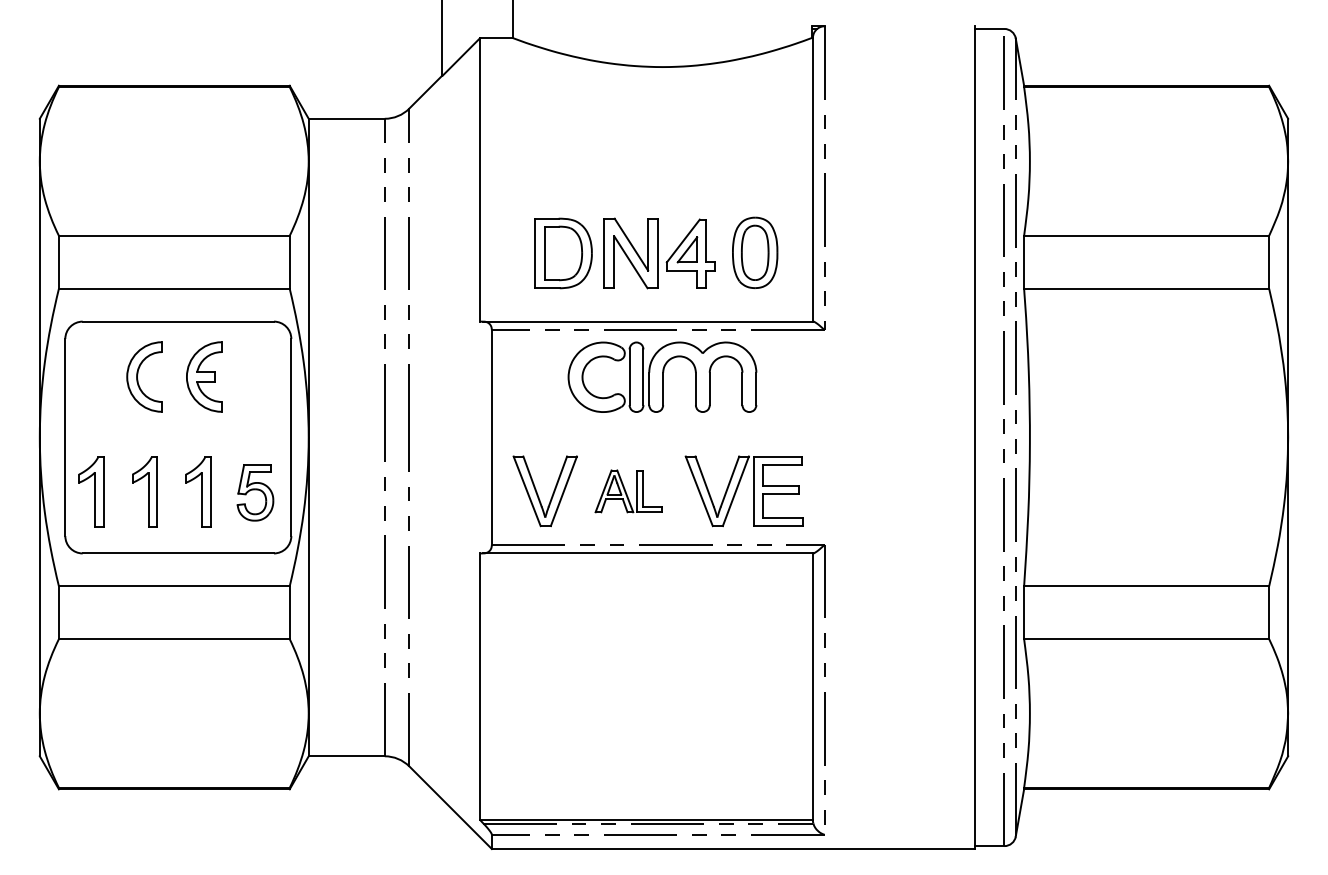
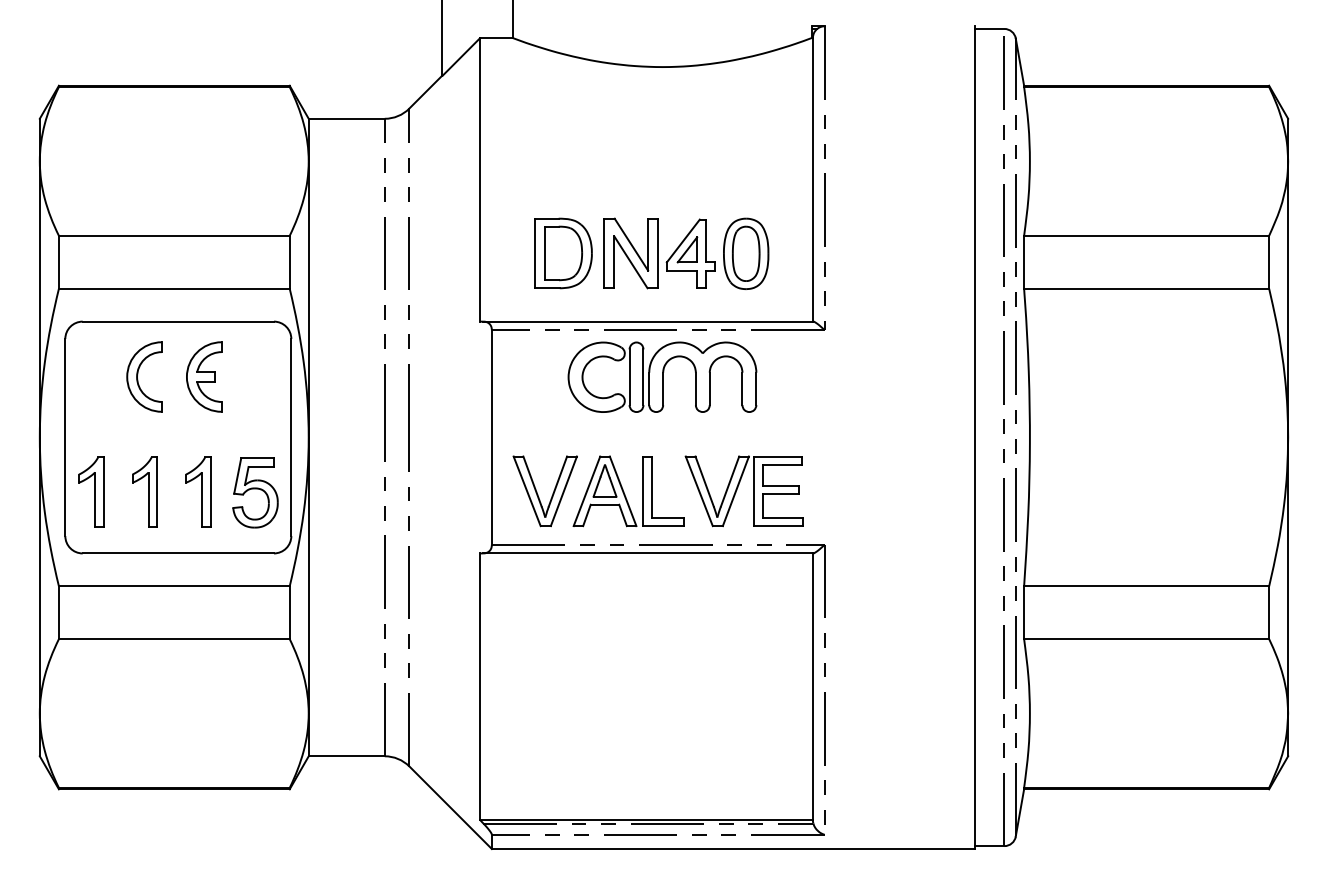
part position: (755, 252) -> (746, 253) (746, 253)
part size: 69x45 px -> 113x73 px (628, 491)
part size: 39x58 px -> 47x72 px (255, 492)
